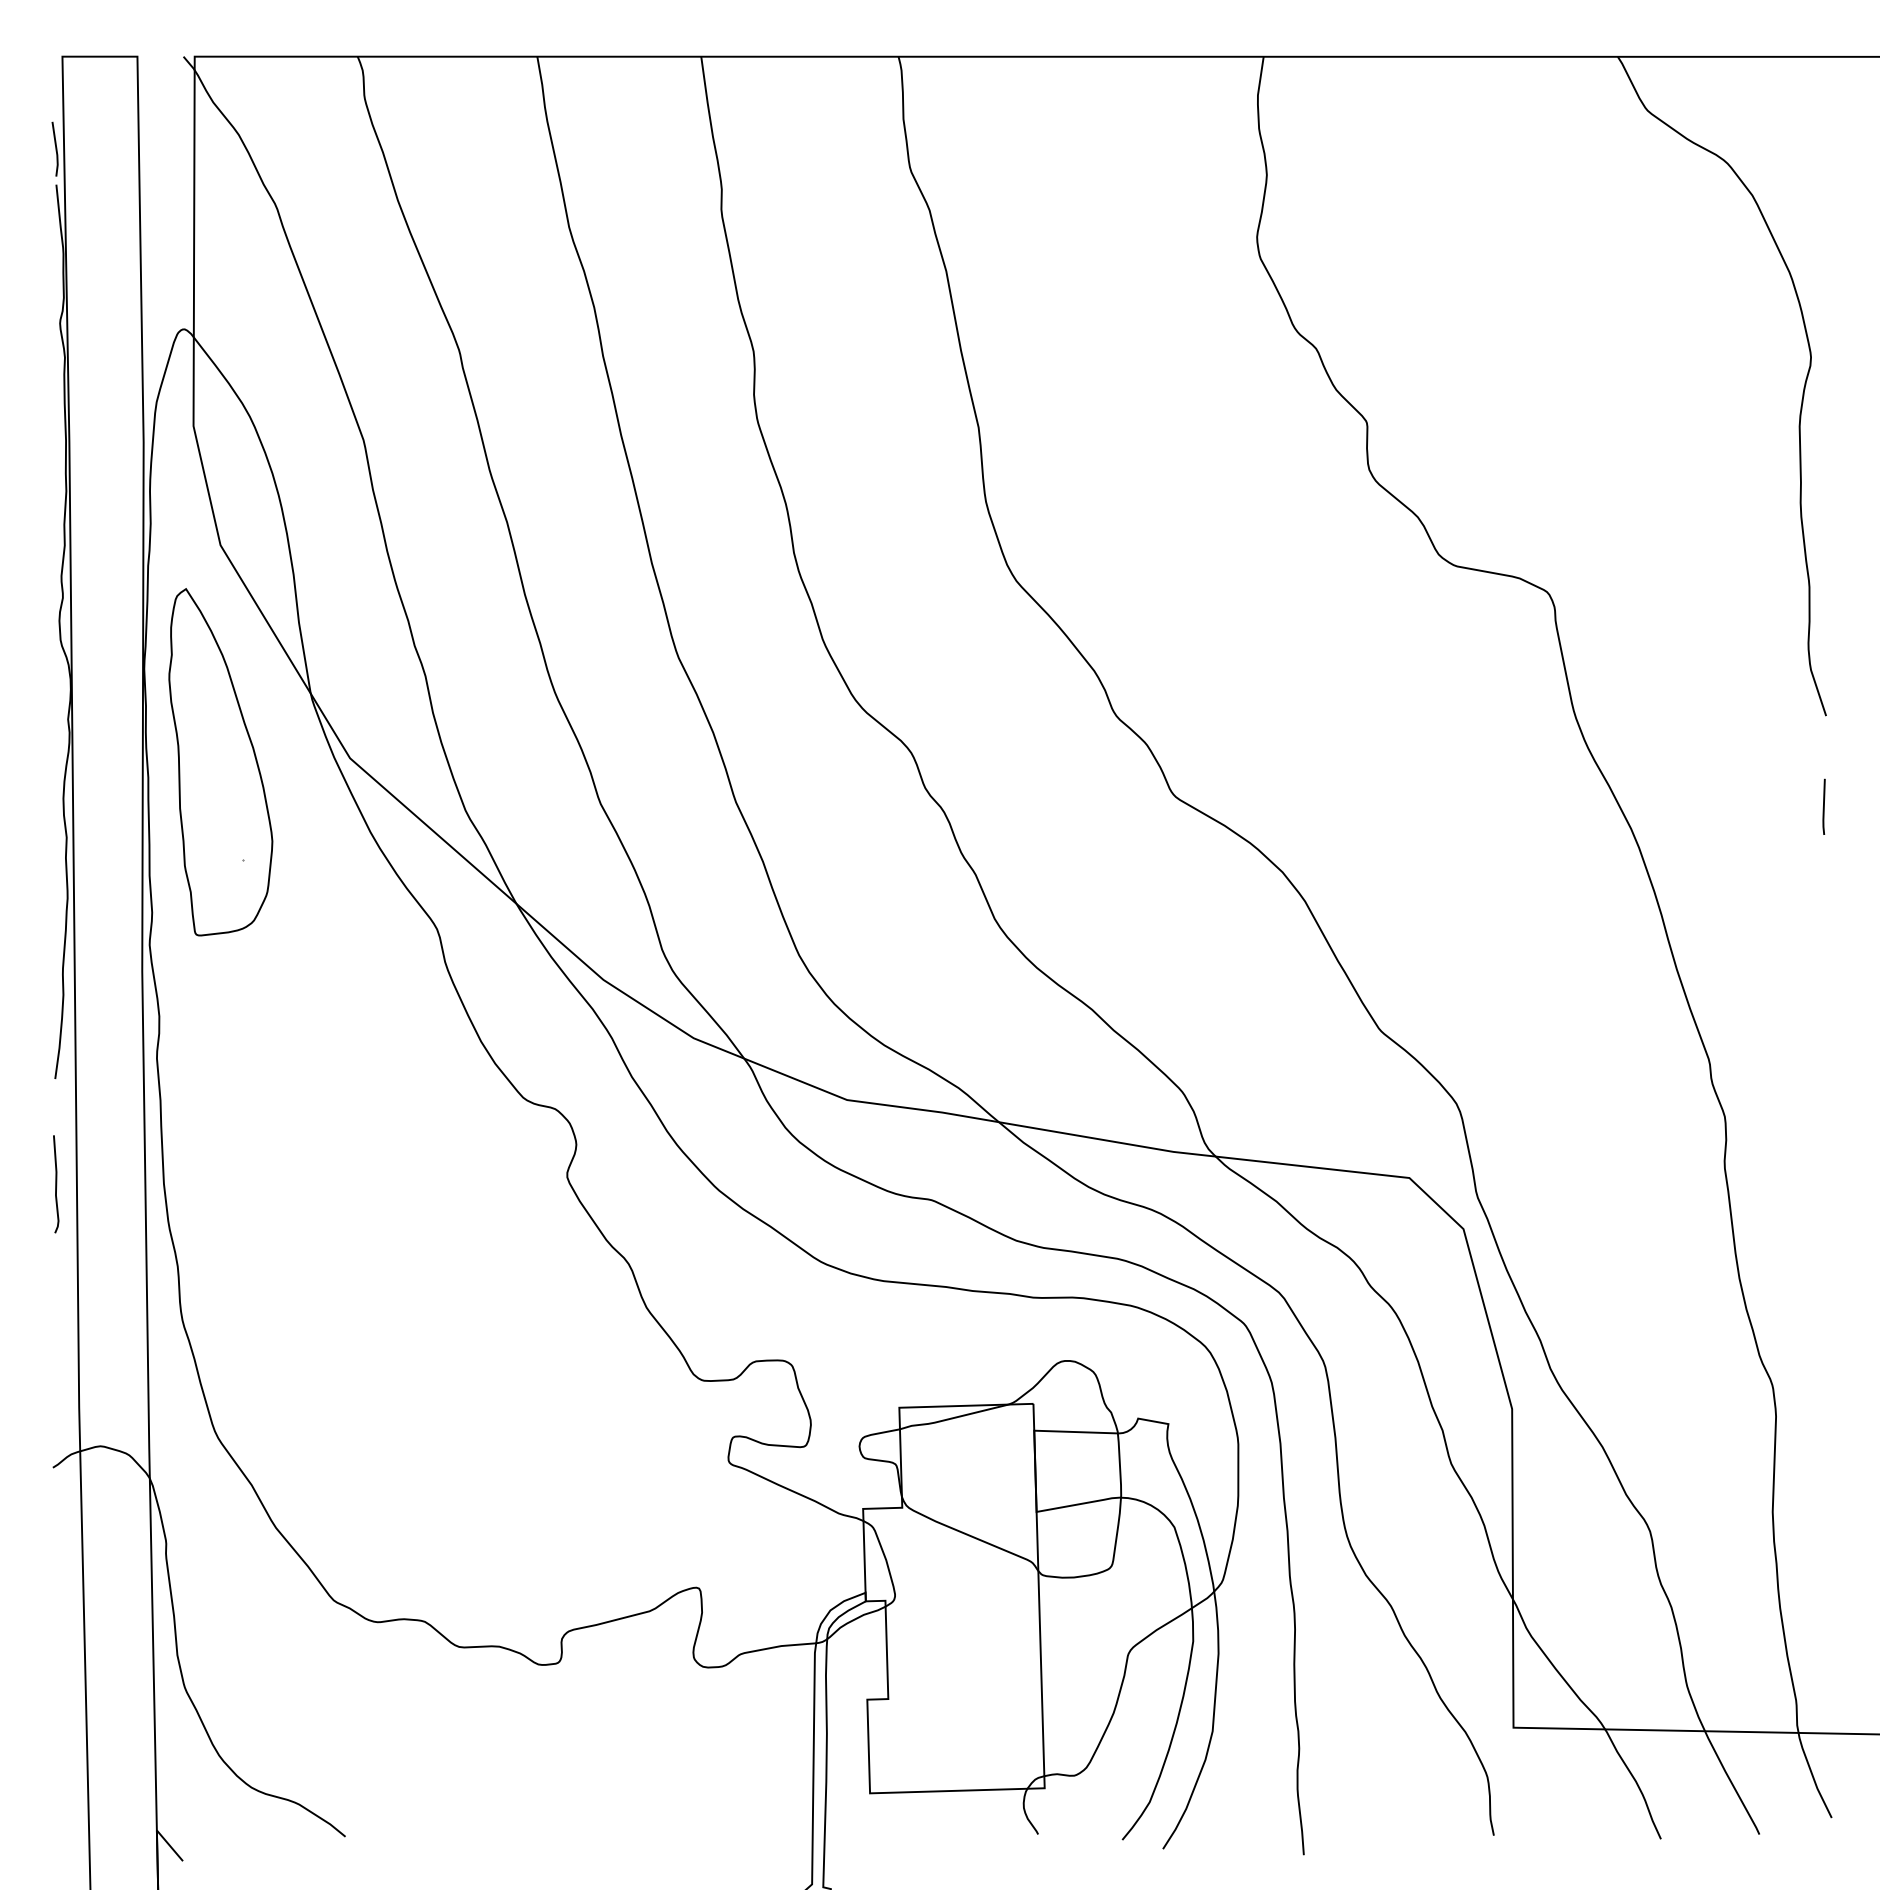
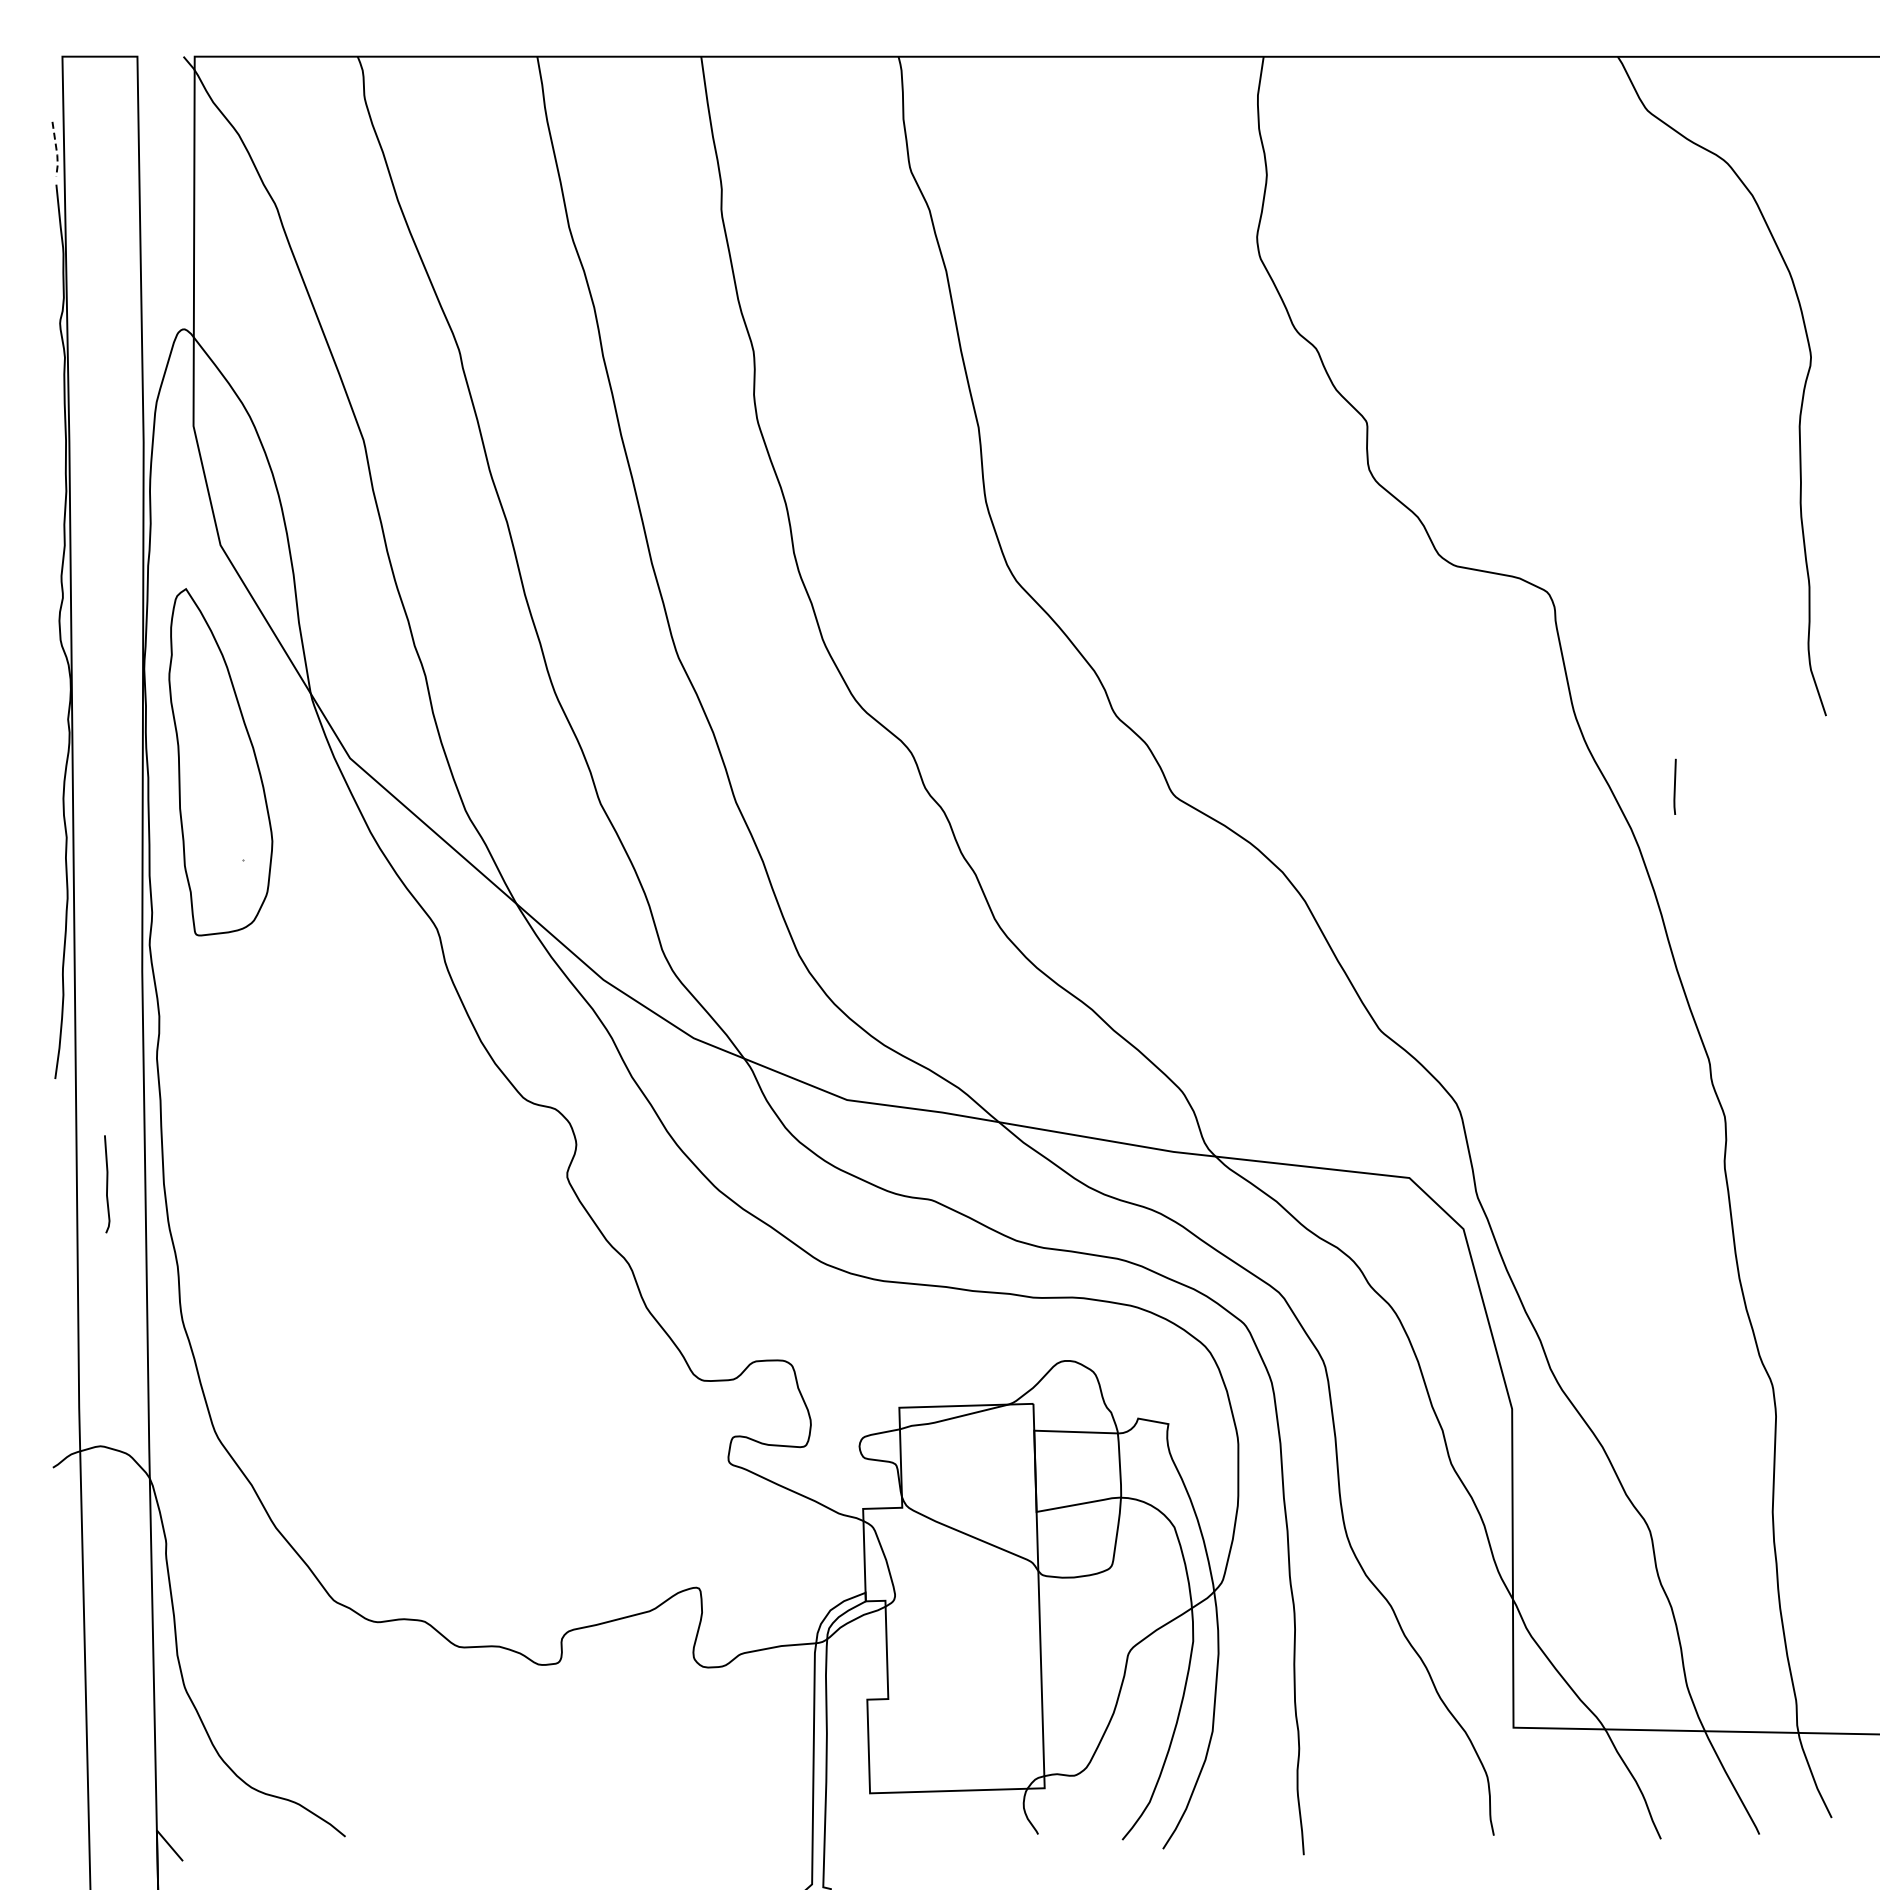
line: solid -> dashed (56, 150)
line position: (1823, 806) -> (1674, 786) (1674, 786)
curve position: (56, 1184) -> (107, 1184) (107, 1184)
